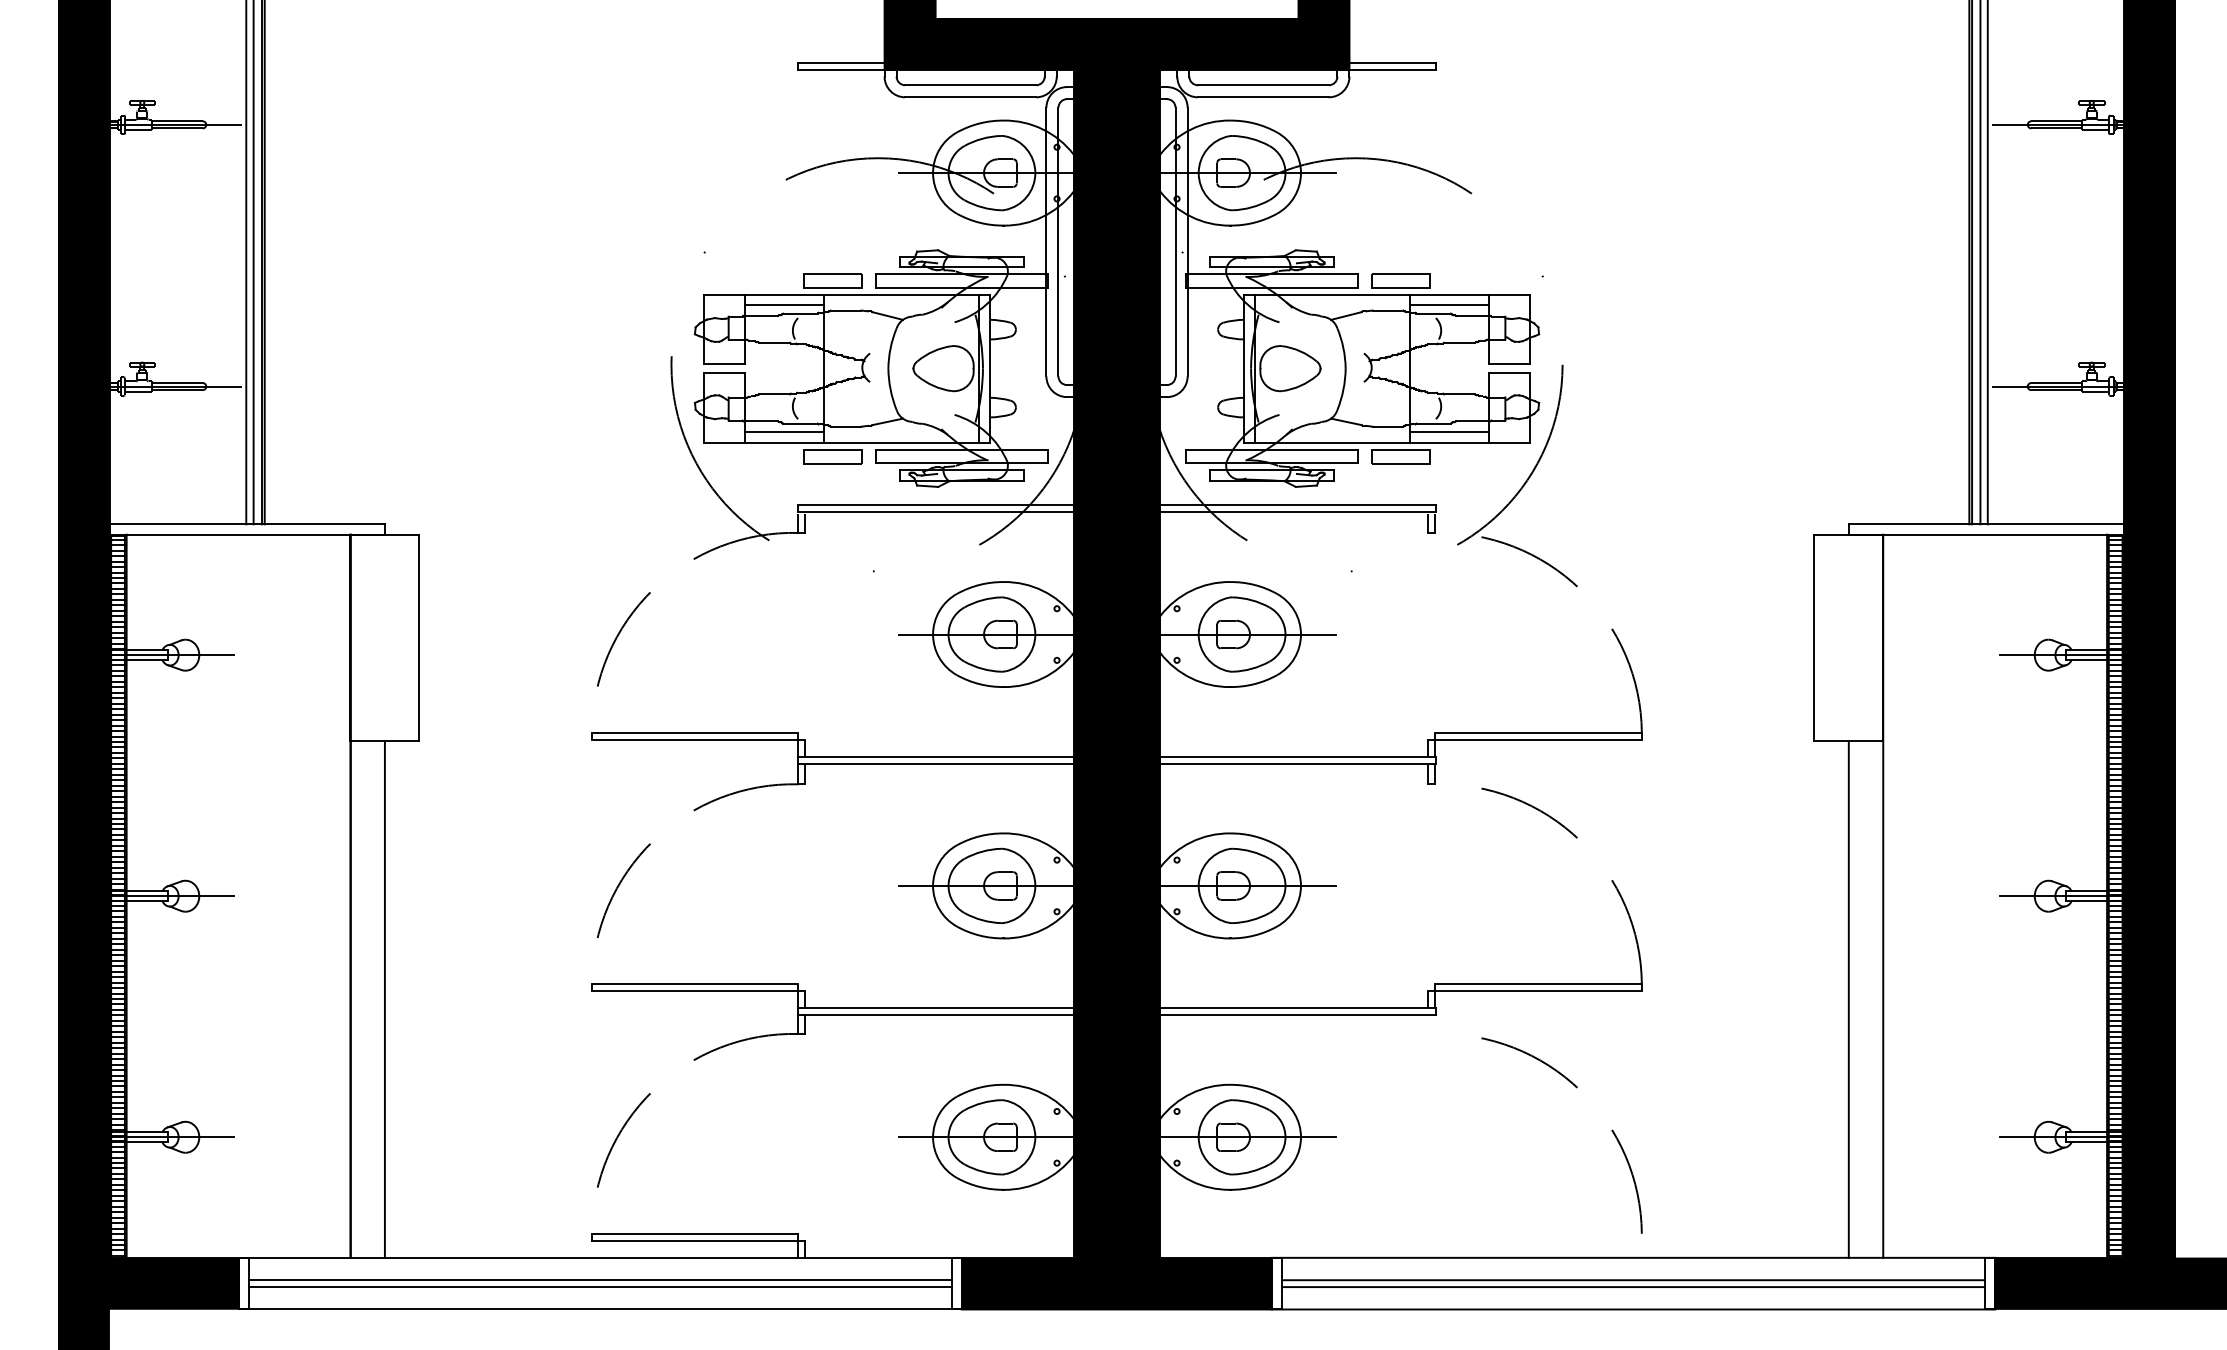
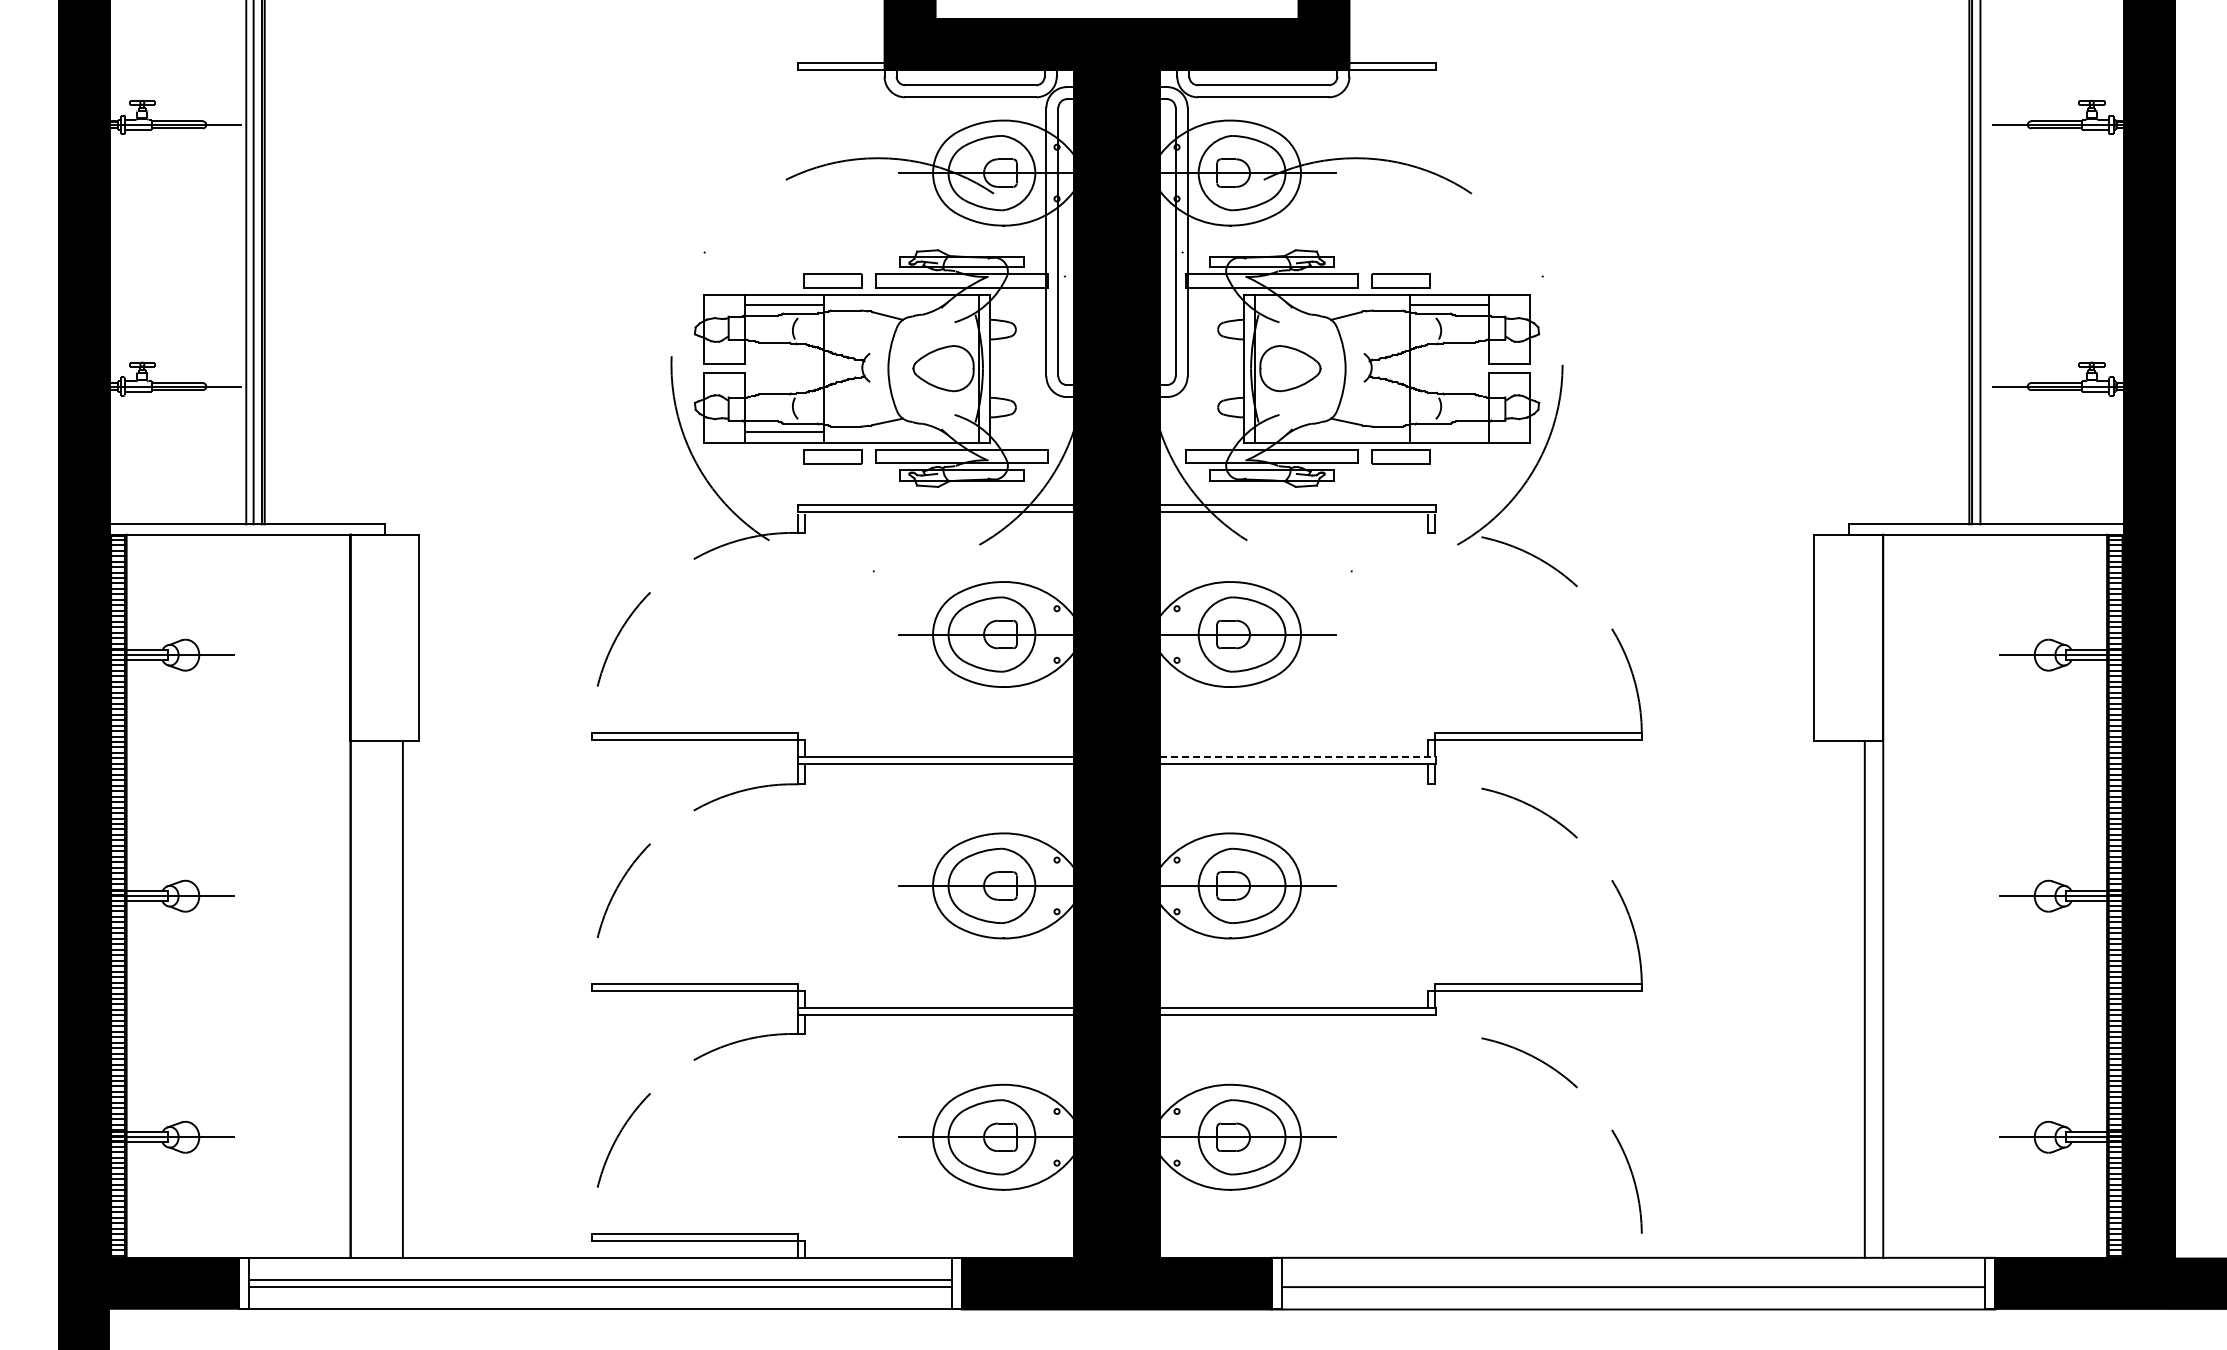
line: present -> none (1987, 263)
line: present -> none (1448, 432)
line: solid -> dashed (1297, 756)
line position: (384, 999) -> (402, 999) (402, 999)
line position: (1848, 999) -> (1864, 999) (1864, 999)
line: present -> none (1633, 1280)
